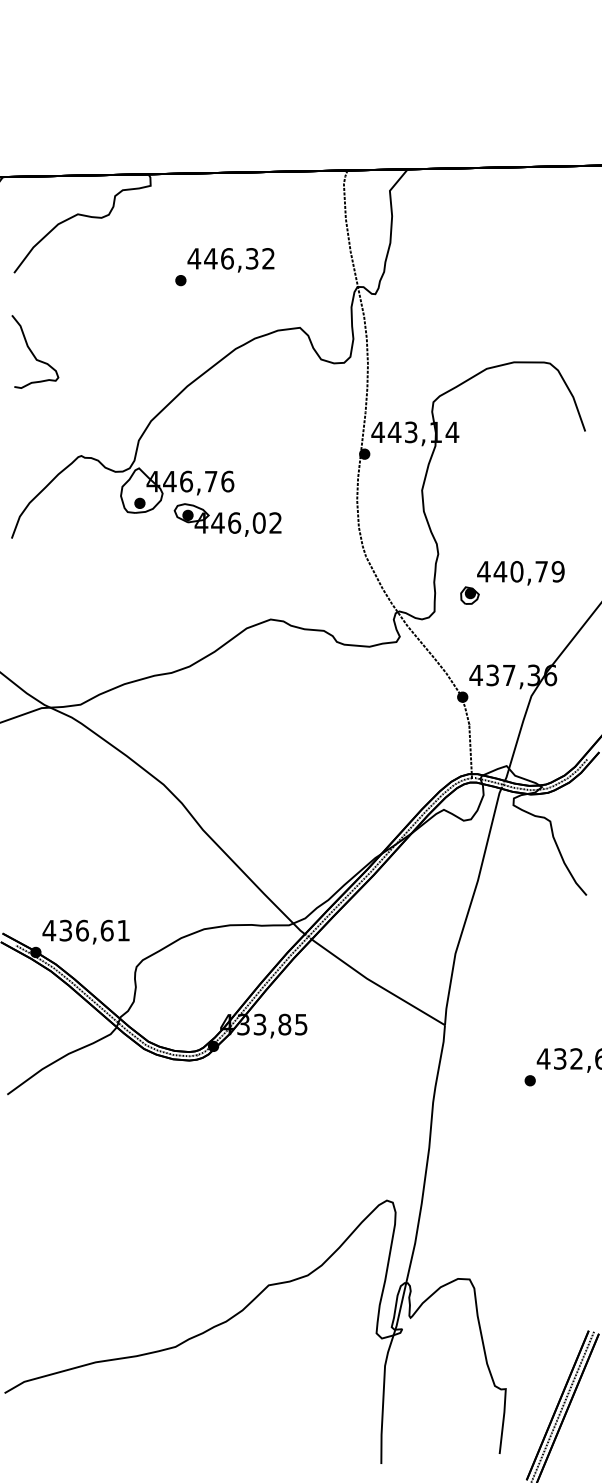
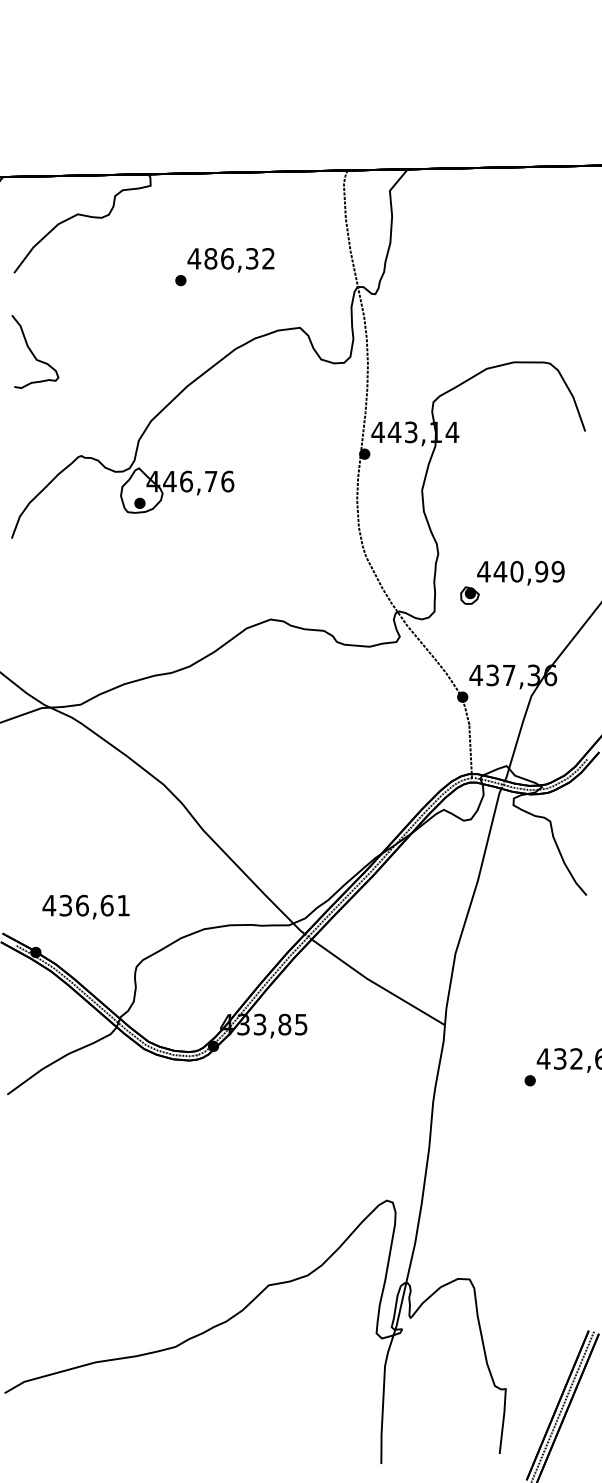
text: 446,32 -> 486,32 (210, 258)
part: present -> none (227, 519)
text: 440,79 -> 440,99 (541, 571)
text position: (85, 931) -> (85, 906) (85, 906)
